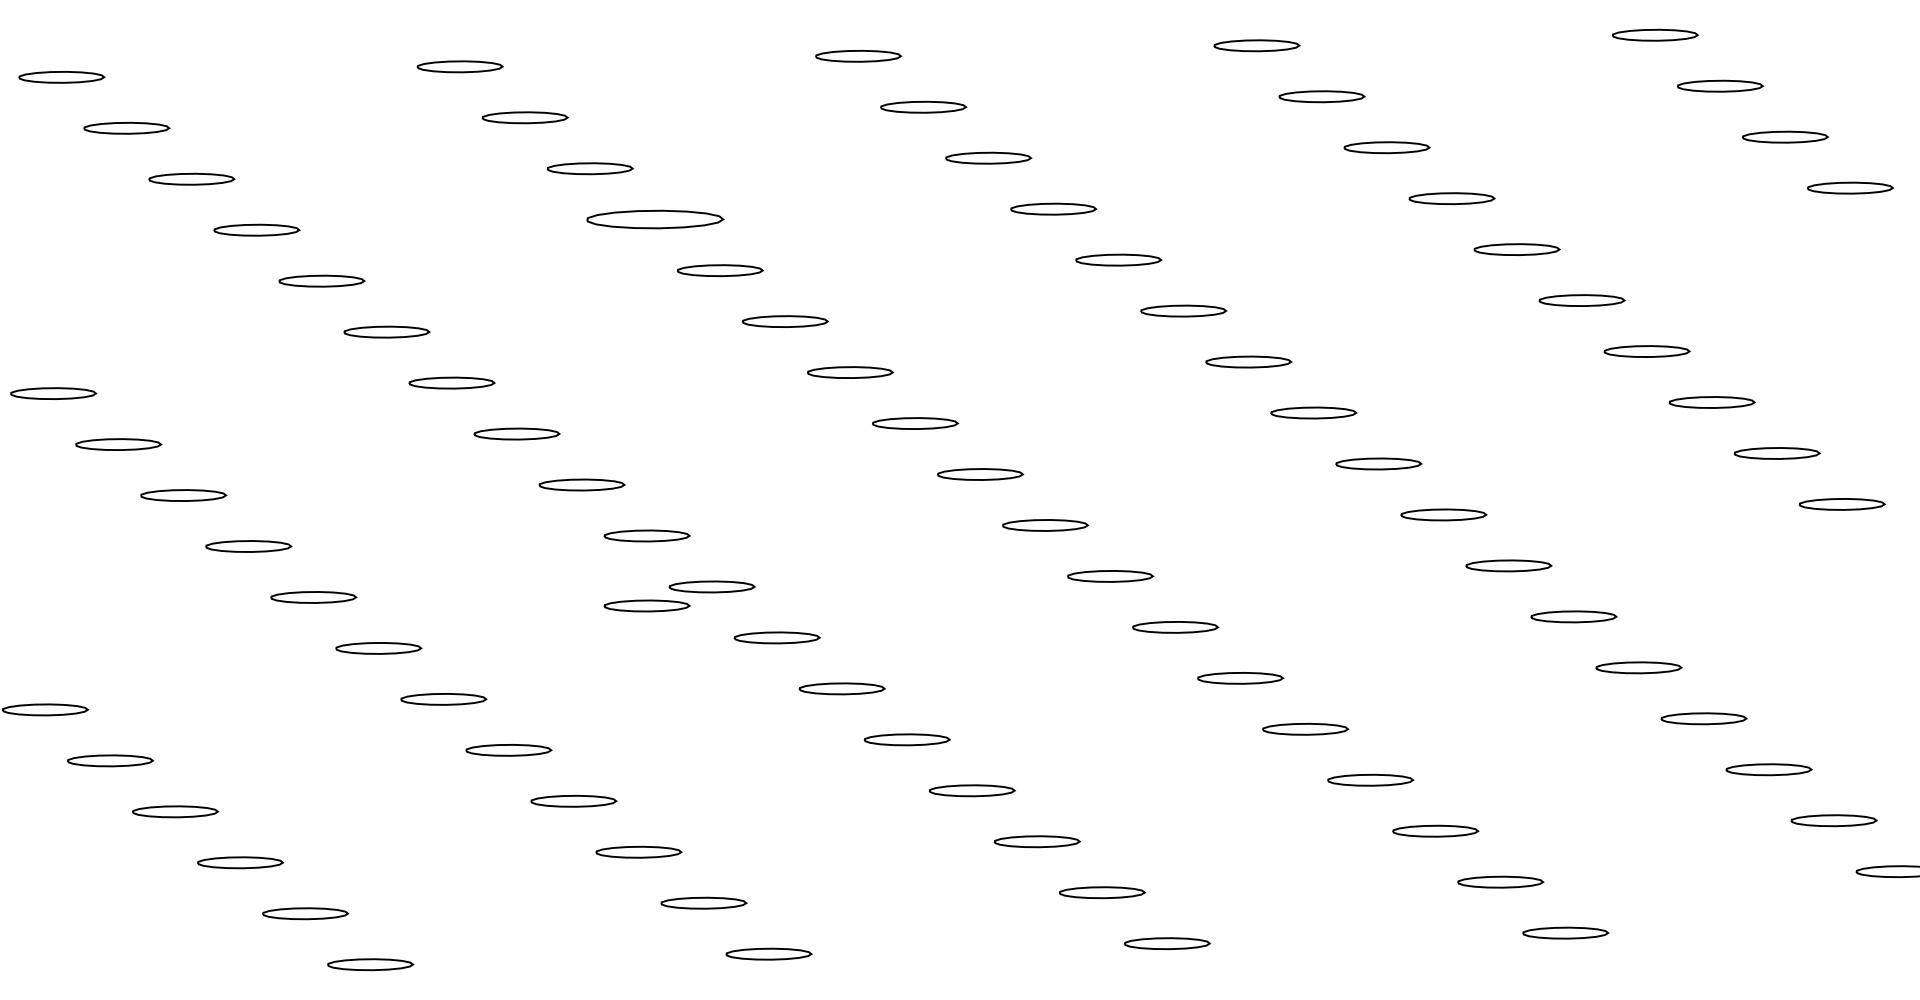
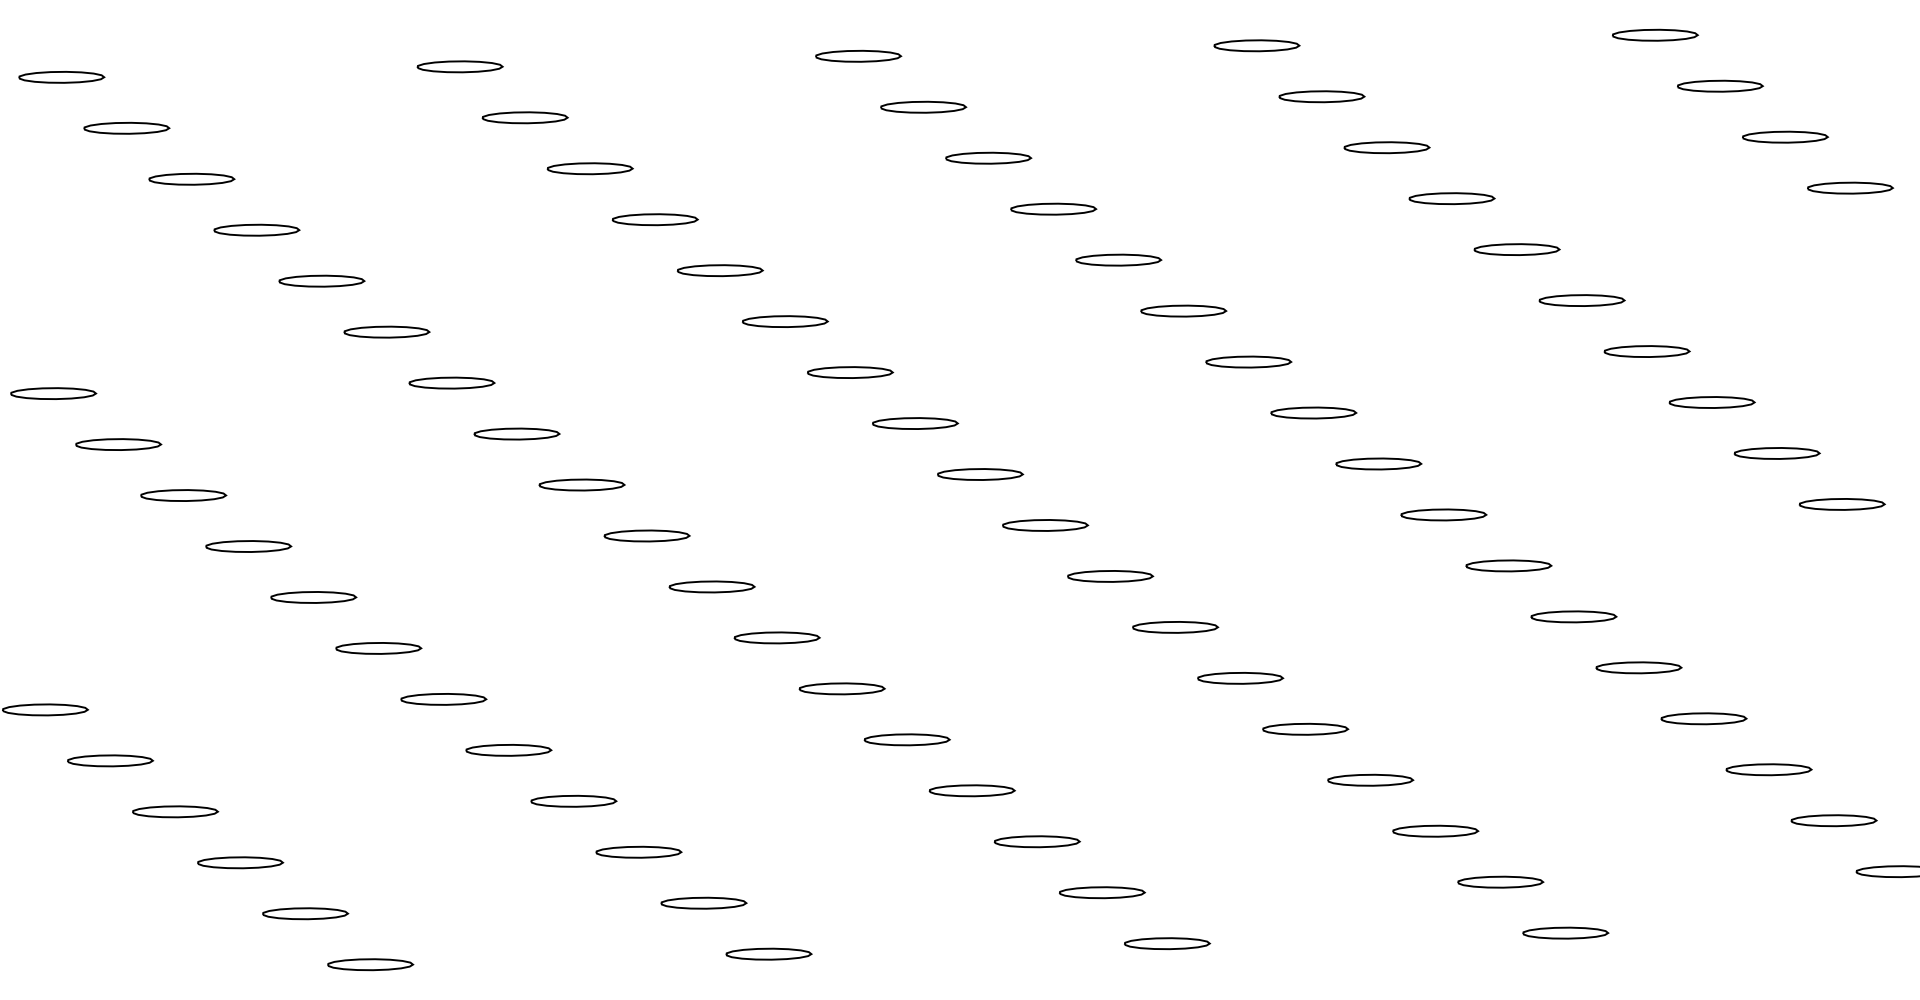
part size: 139x21 px -> 88x14 px (654, 219)
part: present -> none (646, 605)
